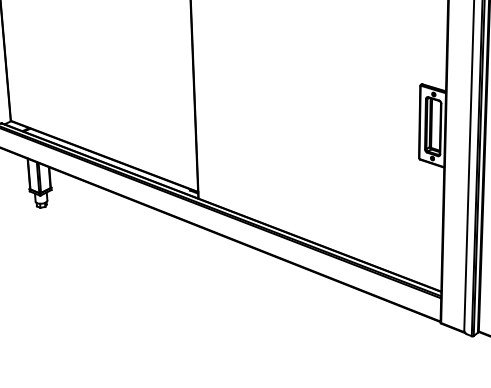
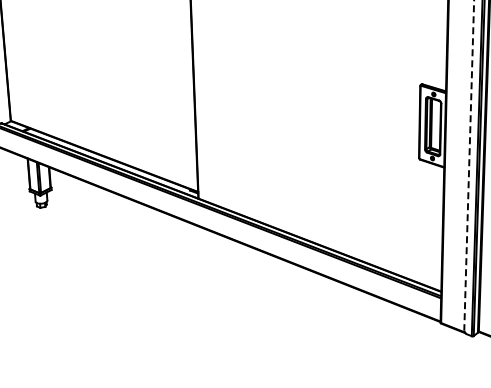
line: solid -> dashed (469, 165)
